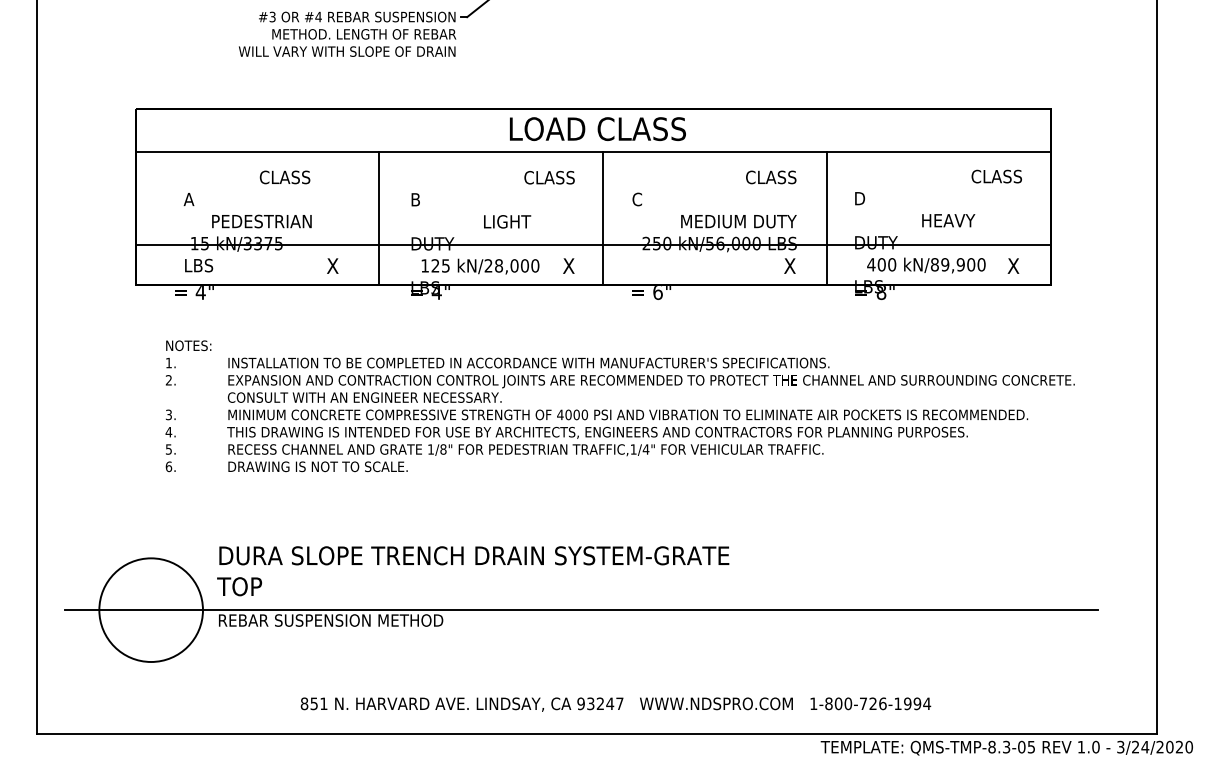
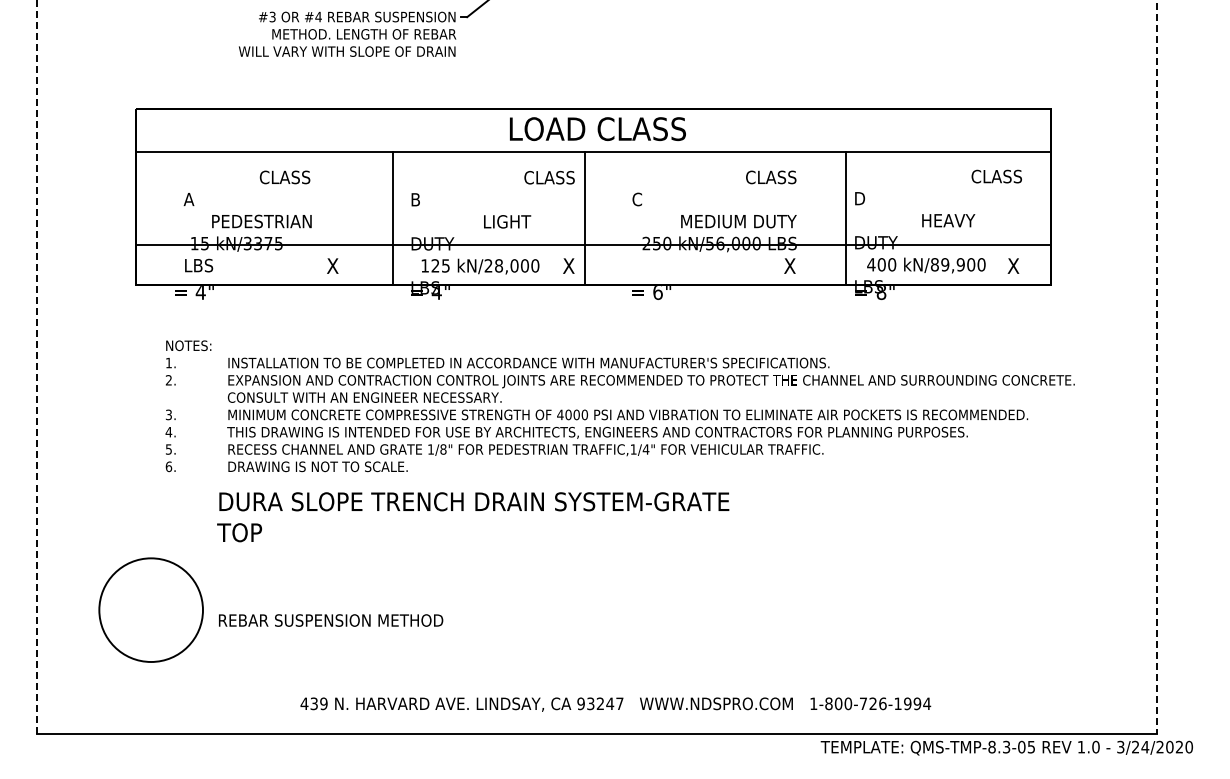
line position: (379, 218) -> (393, 218) (393, 218)
line position: (602, 218) -> (584, 218) (584, 218)
line position: (826, 218) -> (845, 218) (845, 218)
line: solid -> dashed (36, 366)
line: solid -> dashed (1157, 367)
text position: (473, 571) -> (473, 517) (473, 517)
line: present -> none (581, 610)
text: 851 -> 439 (313, 703)
